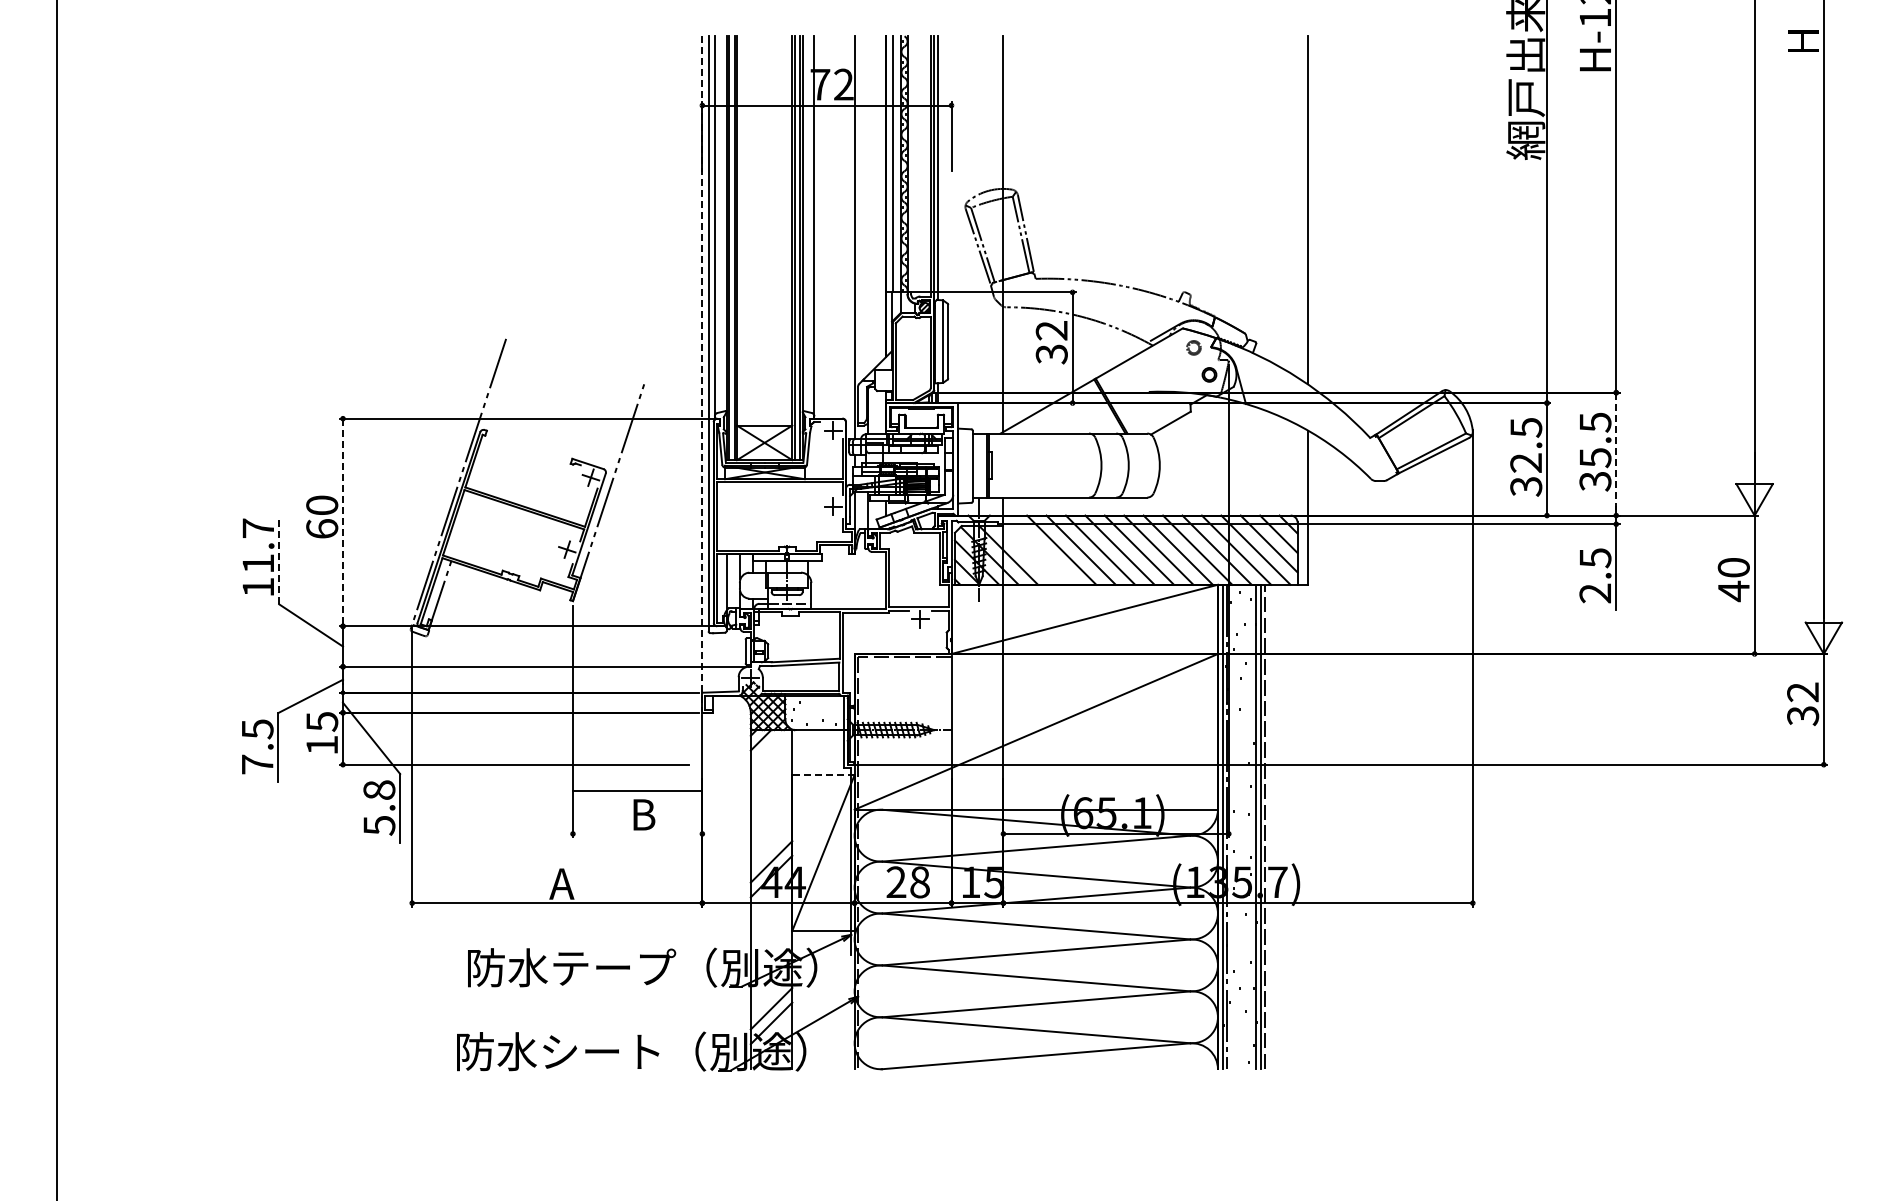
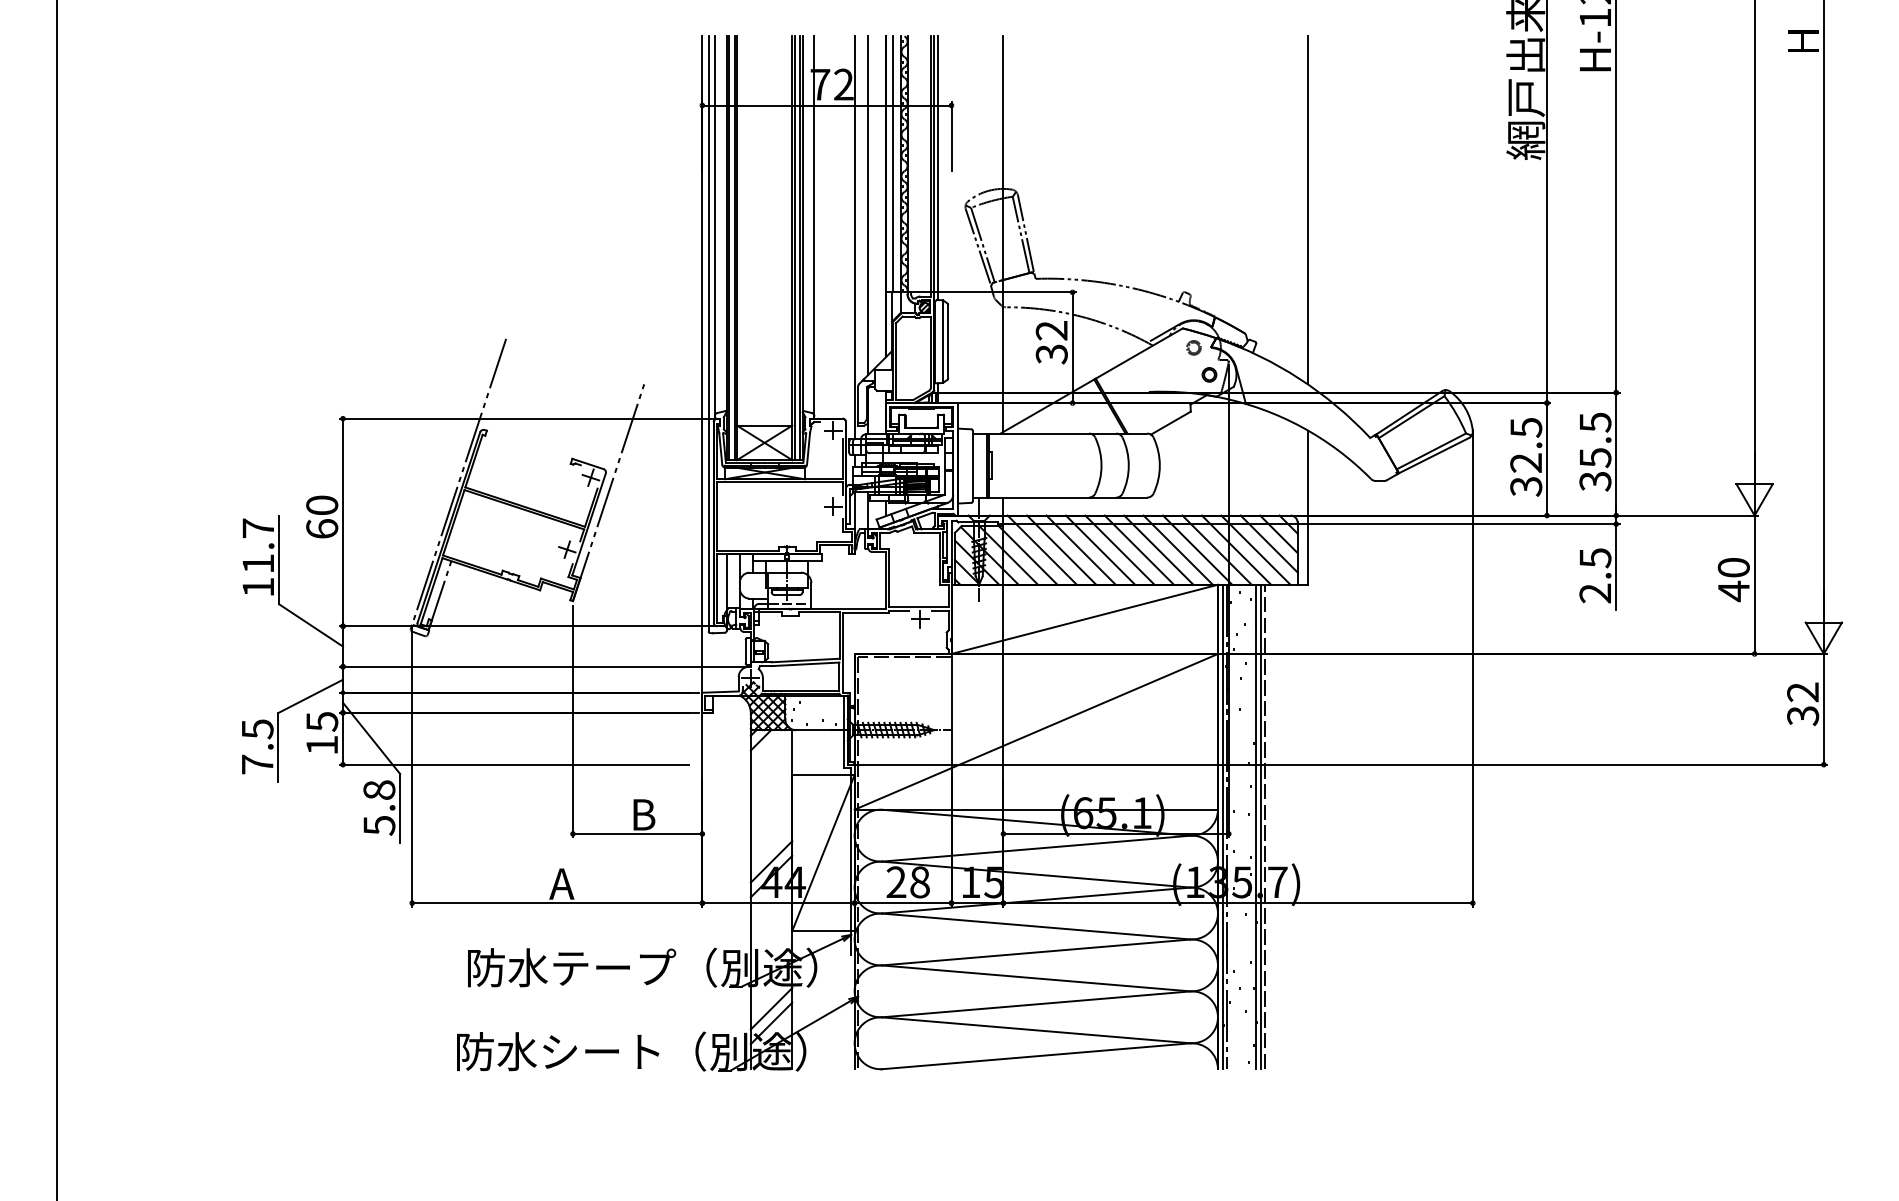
line: none -> present (868, 205)
line: dashed -> solid (702, 375)
line: dashed -> solid (1616, 454)
line: dashed -> solid (343, 522)
line: none -> present (1041, 549)
line: none -> present (1027, 554)
line: dashed -> solid (279, 559)
line: dashed -> solid (822, 775)
line position: (637, 790) -> (637, 833) (637, 833)
